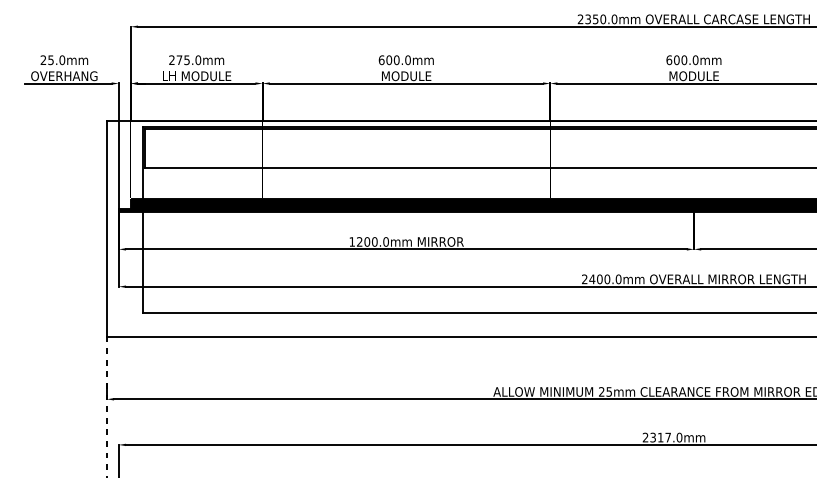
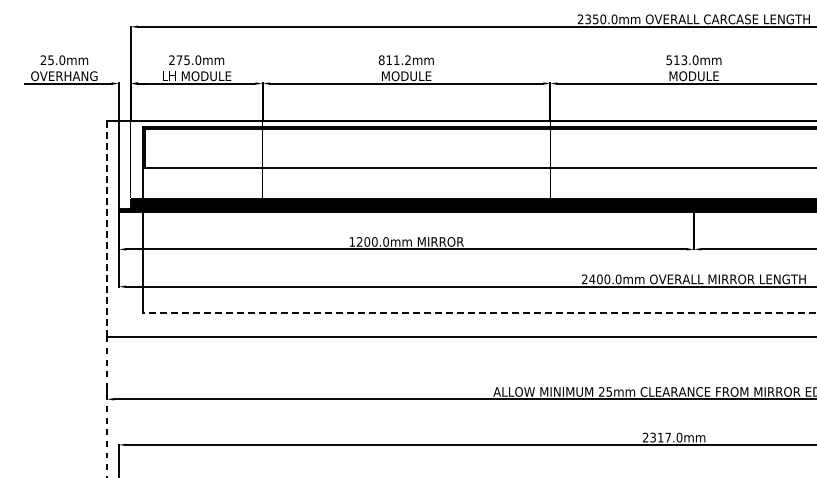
text: 600.0mm -> 811.2mm (394, 60)
text: 600.0mm -> 513.0mm (676, 60)
line: solid -> dashed (106, 229)
line: solid -> dashed (479, 313)
